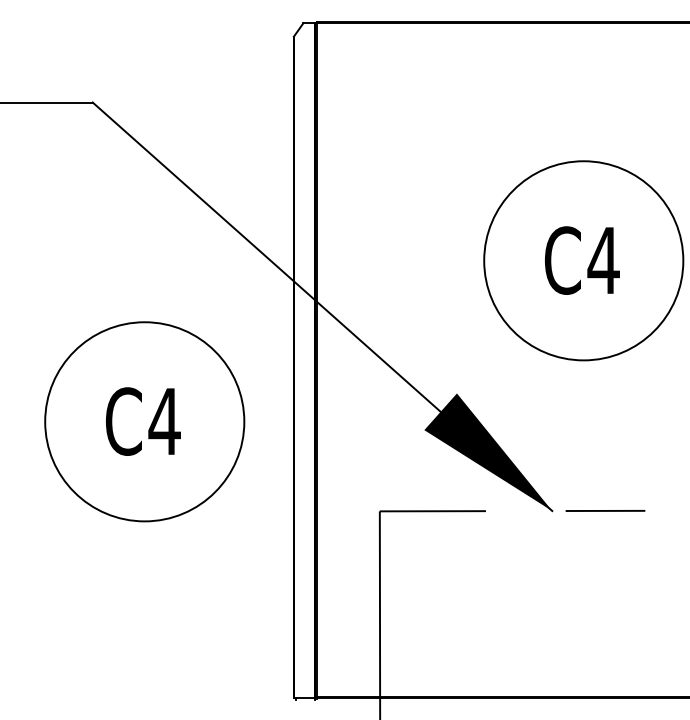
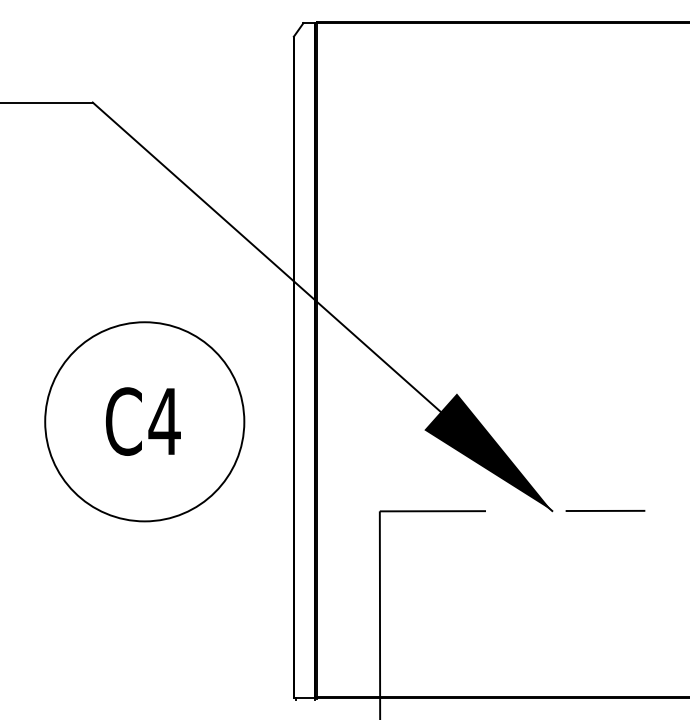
part: present -> none (583, 260)
